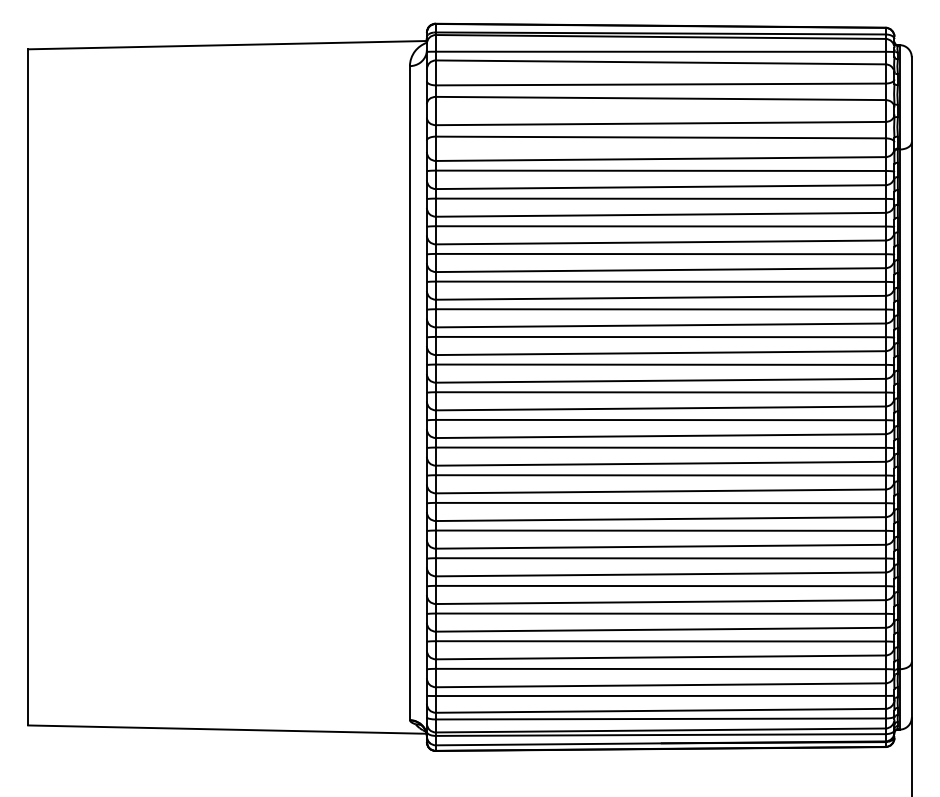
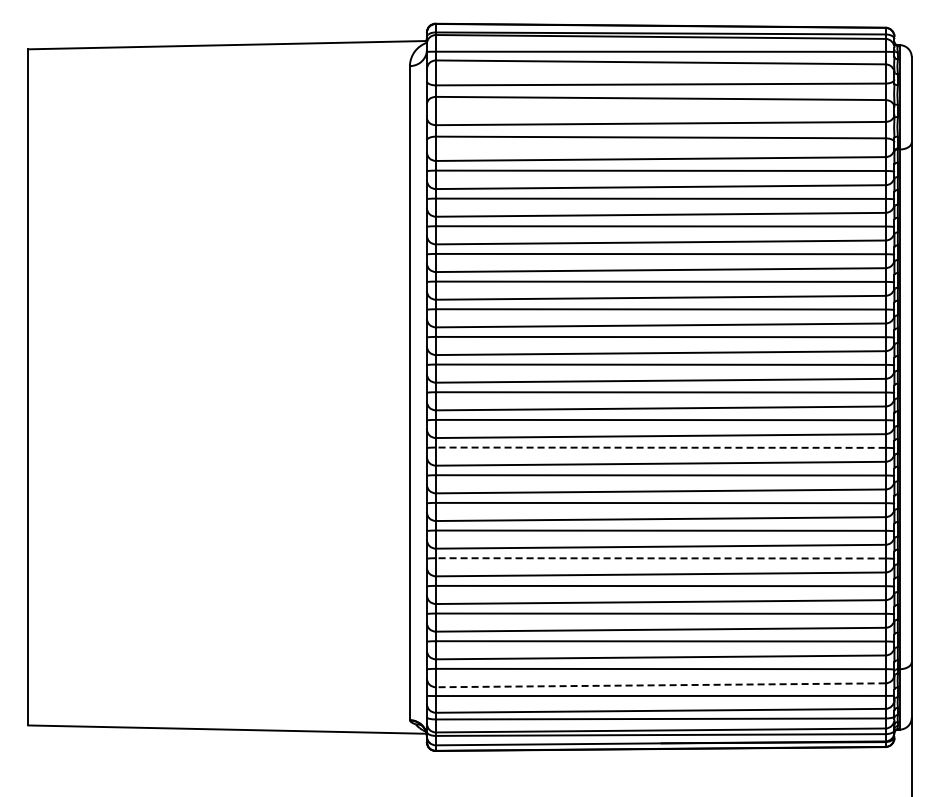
line: solid -> dashed (660, 447)
line: solid -> dashed (660, 558)
line: solid -> dashed (660, 685)
